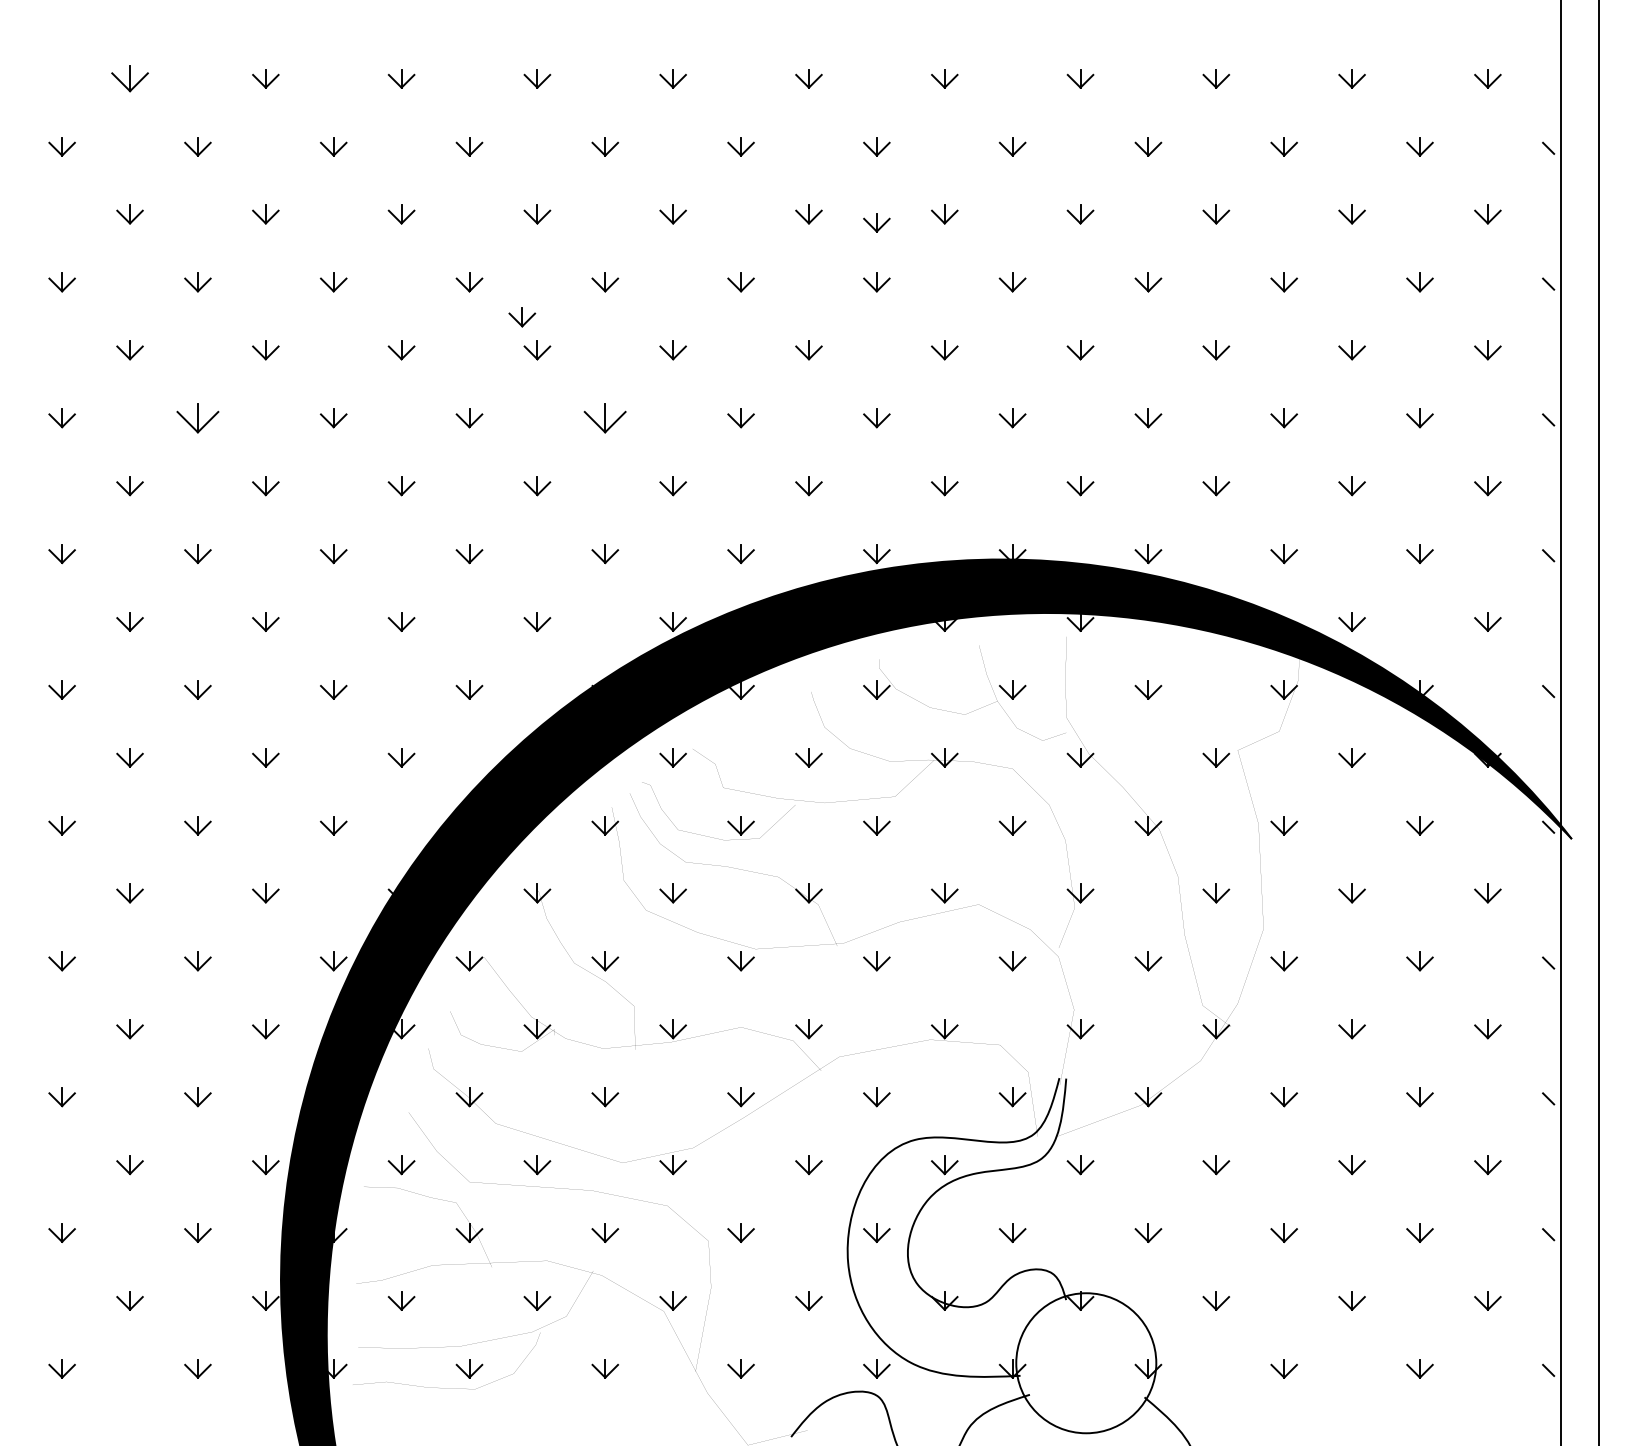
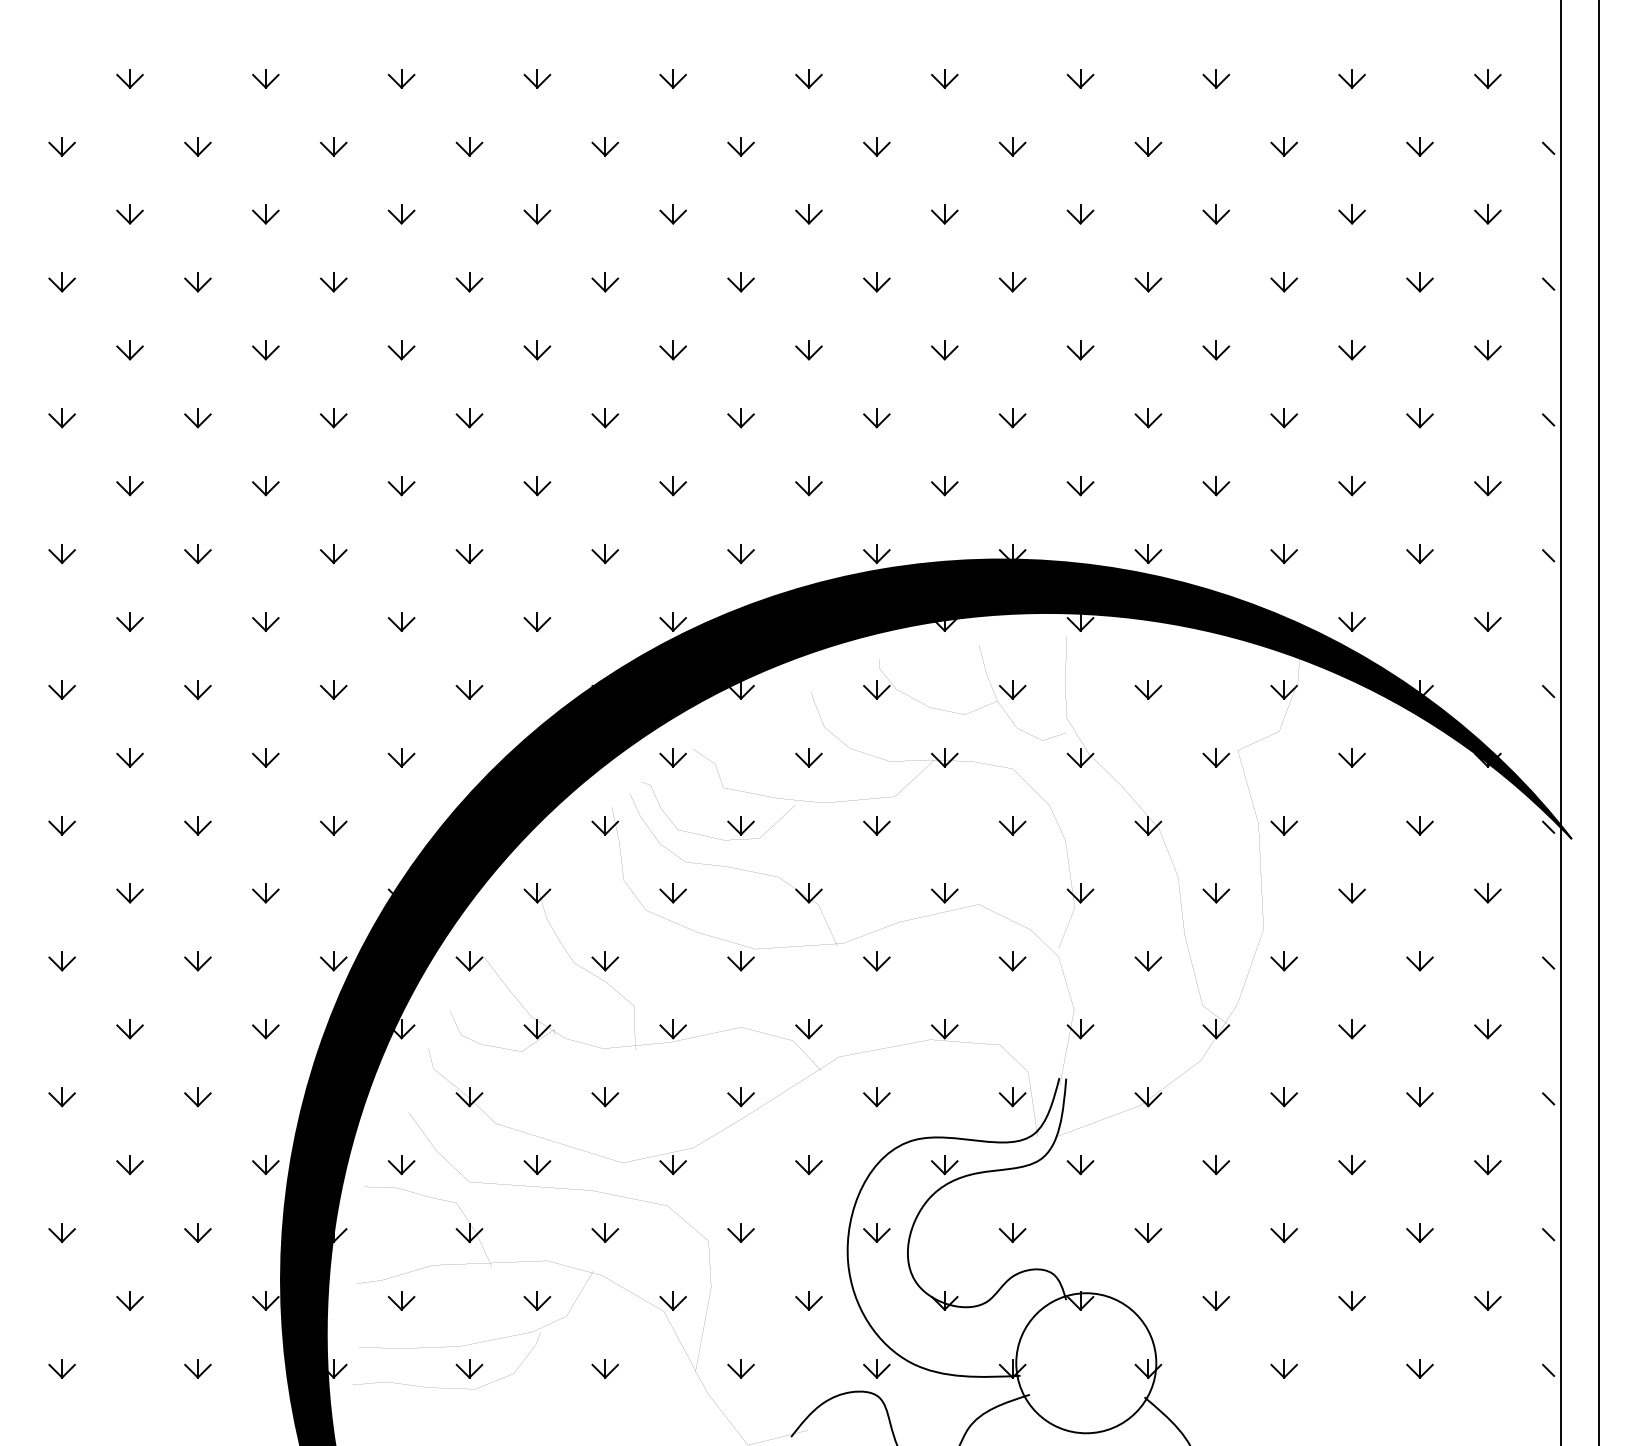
part size: 38x28 px -> 28x20 px (129, 78)
part: present -> none (876, 222)
part: present -> none (522, 317)
part size: 44x31 px -> 28x21 px (197, 418)
part size: 44x31 px -> 29x21 px (605, 418)
